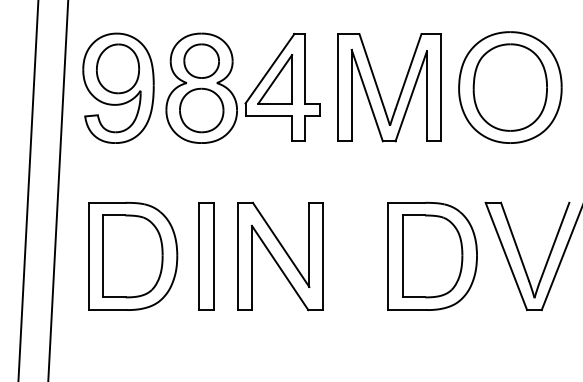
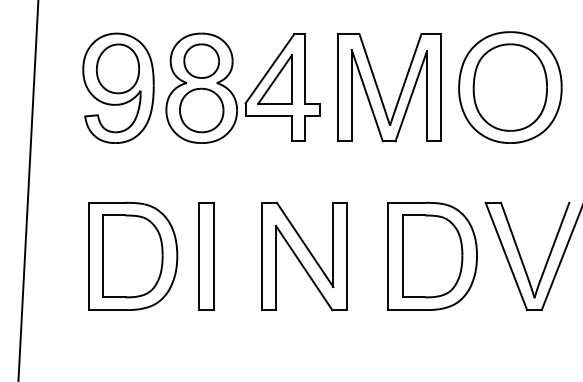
line: present -> none (58, 190)
part position: (280, 256) -> (304, 256) (304, 256)
